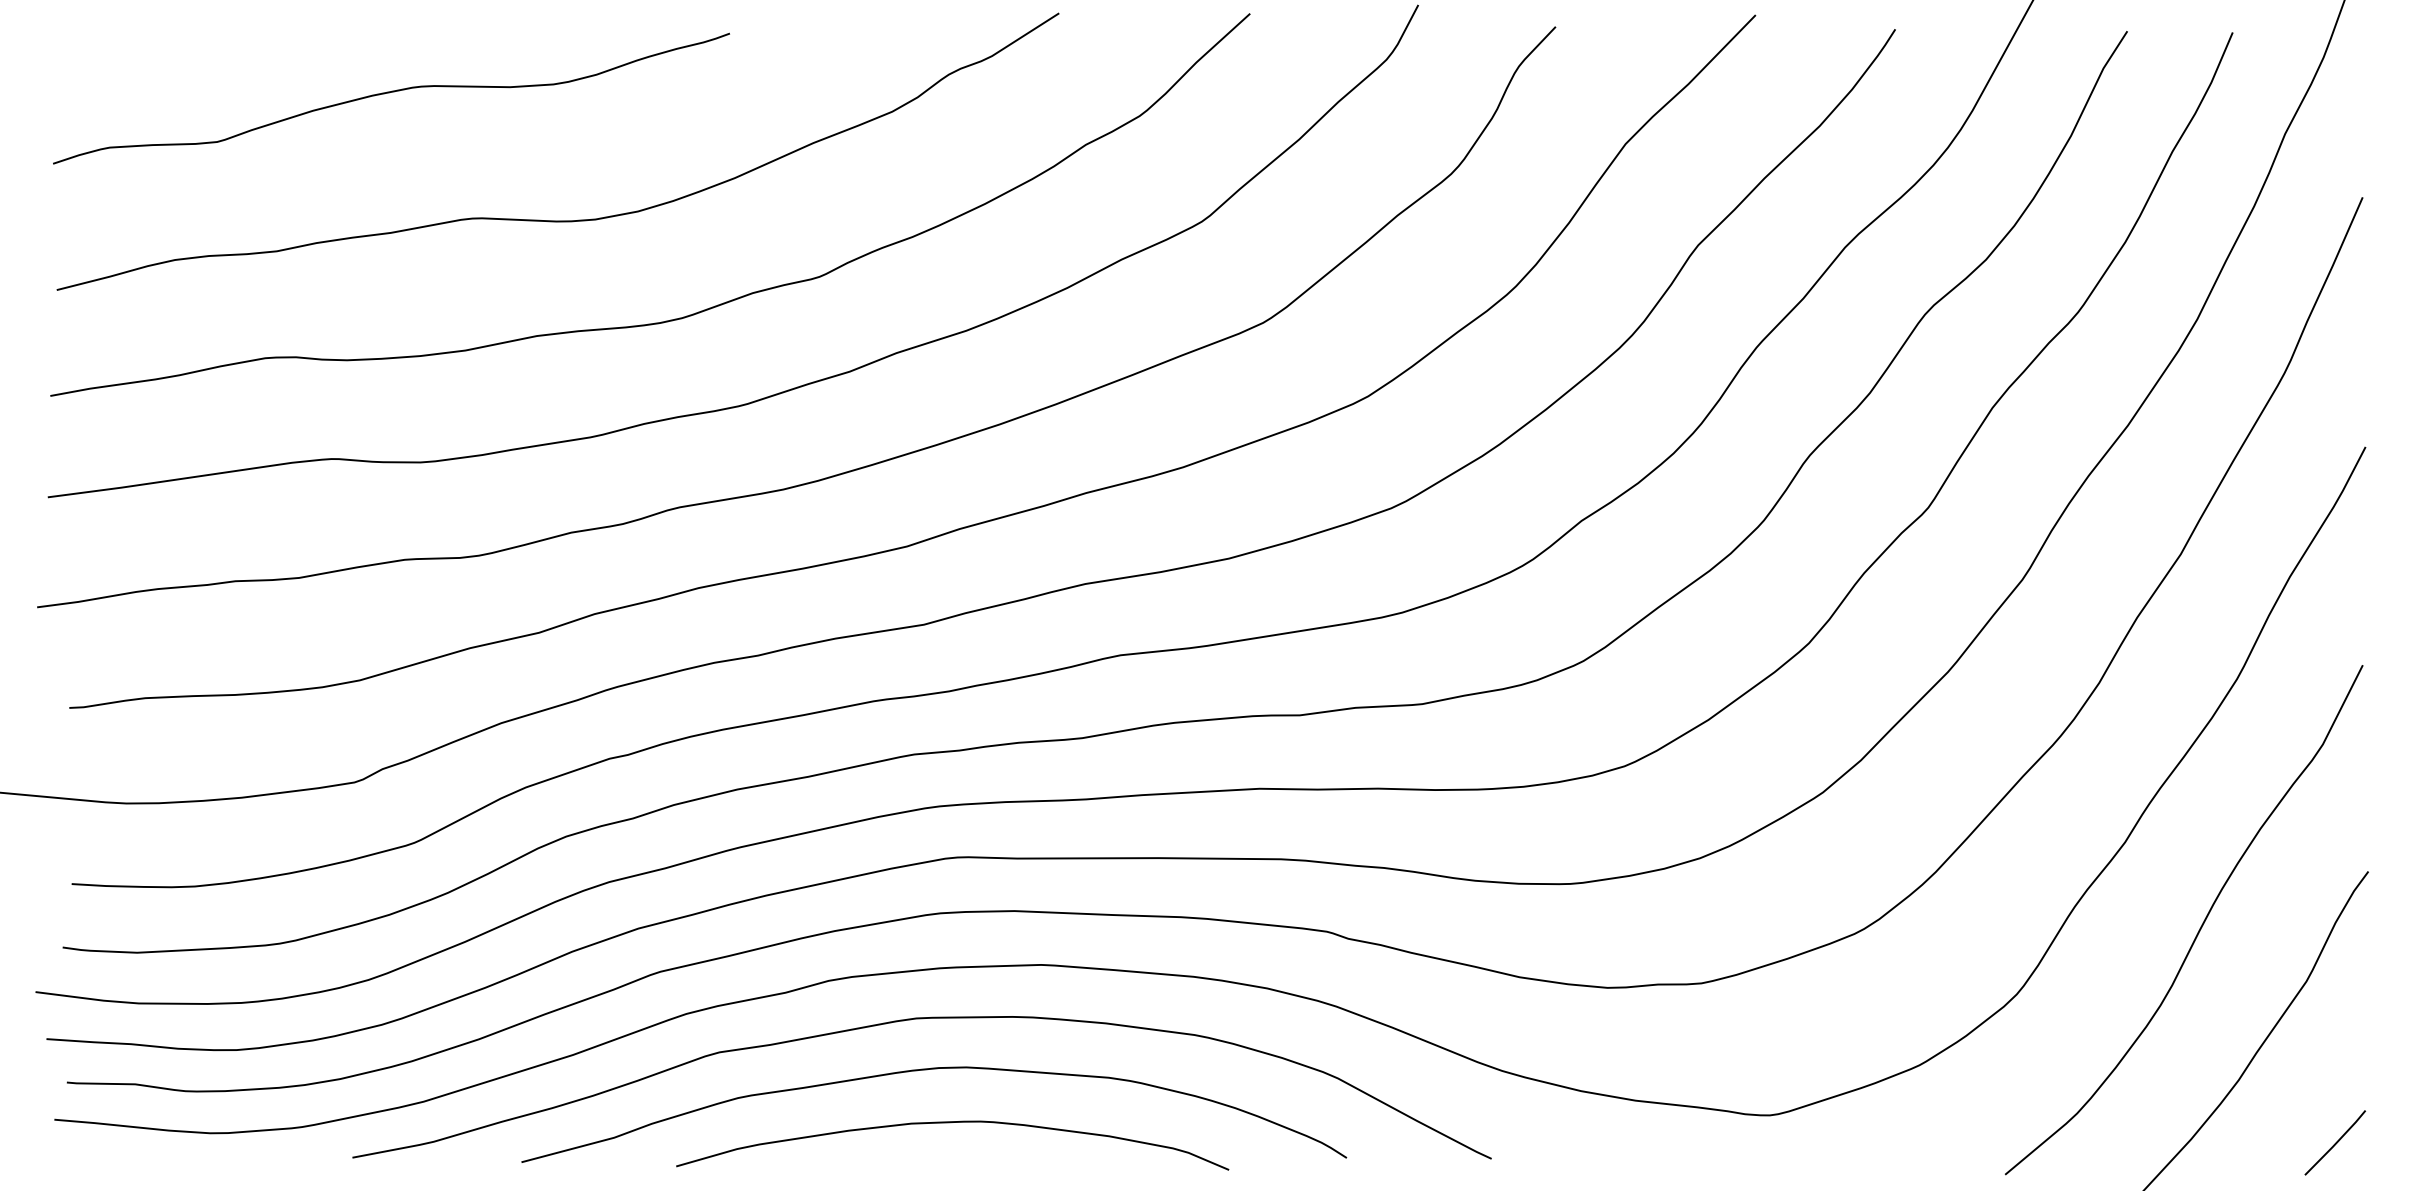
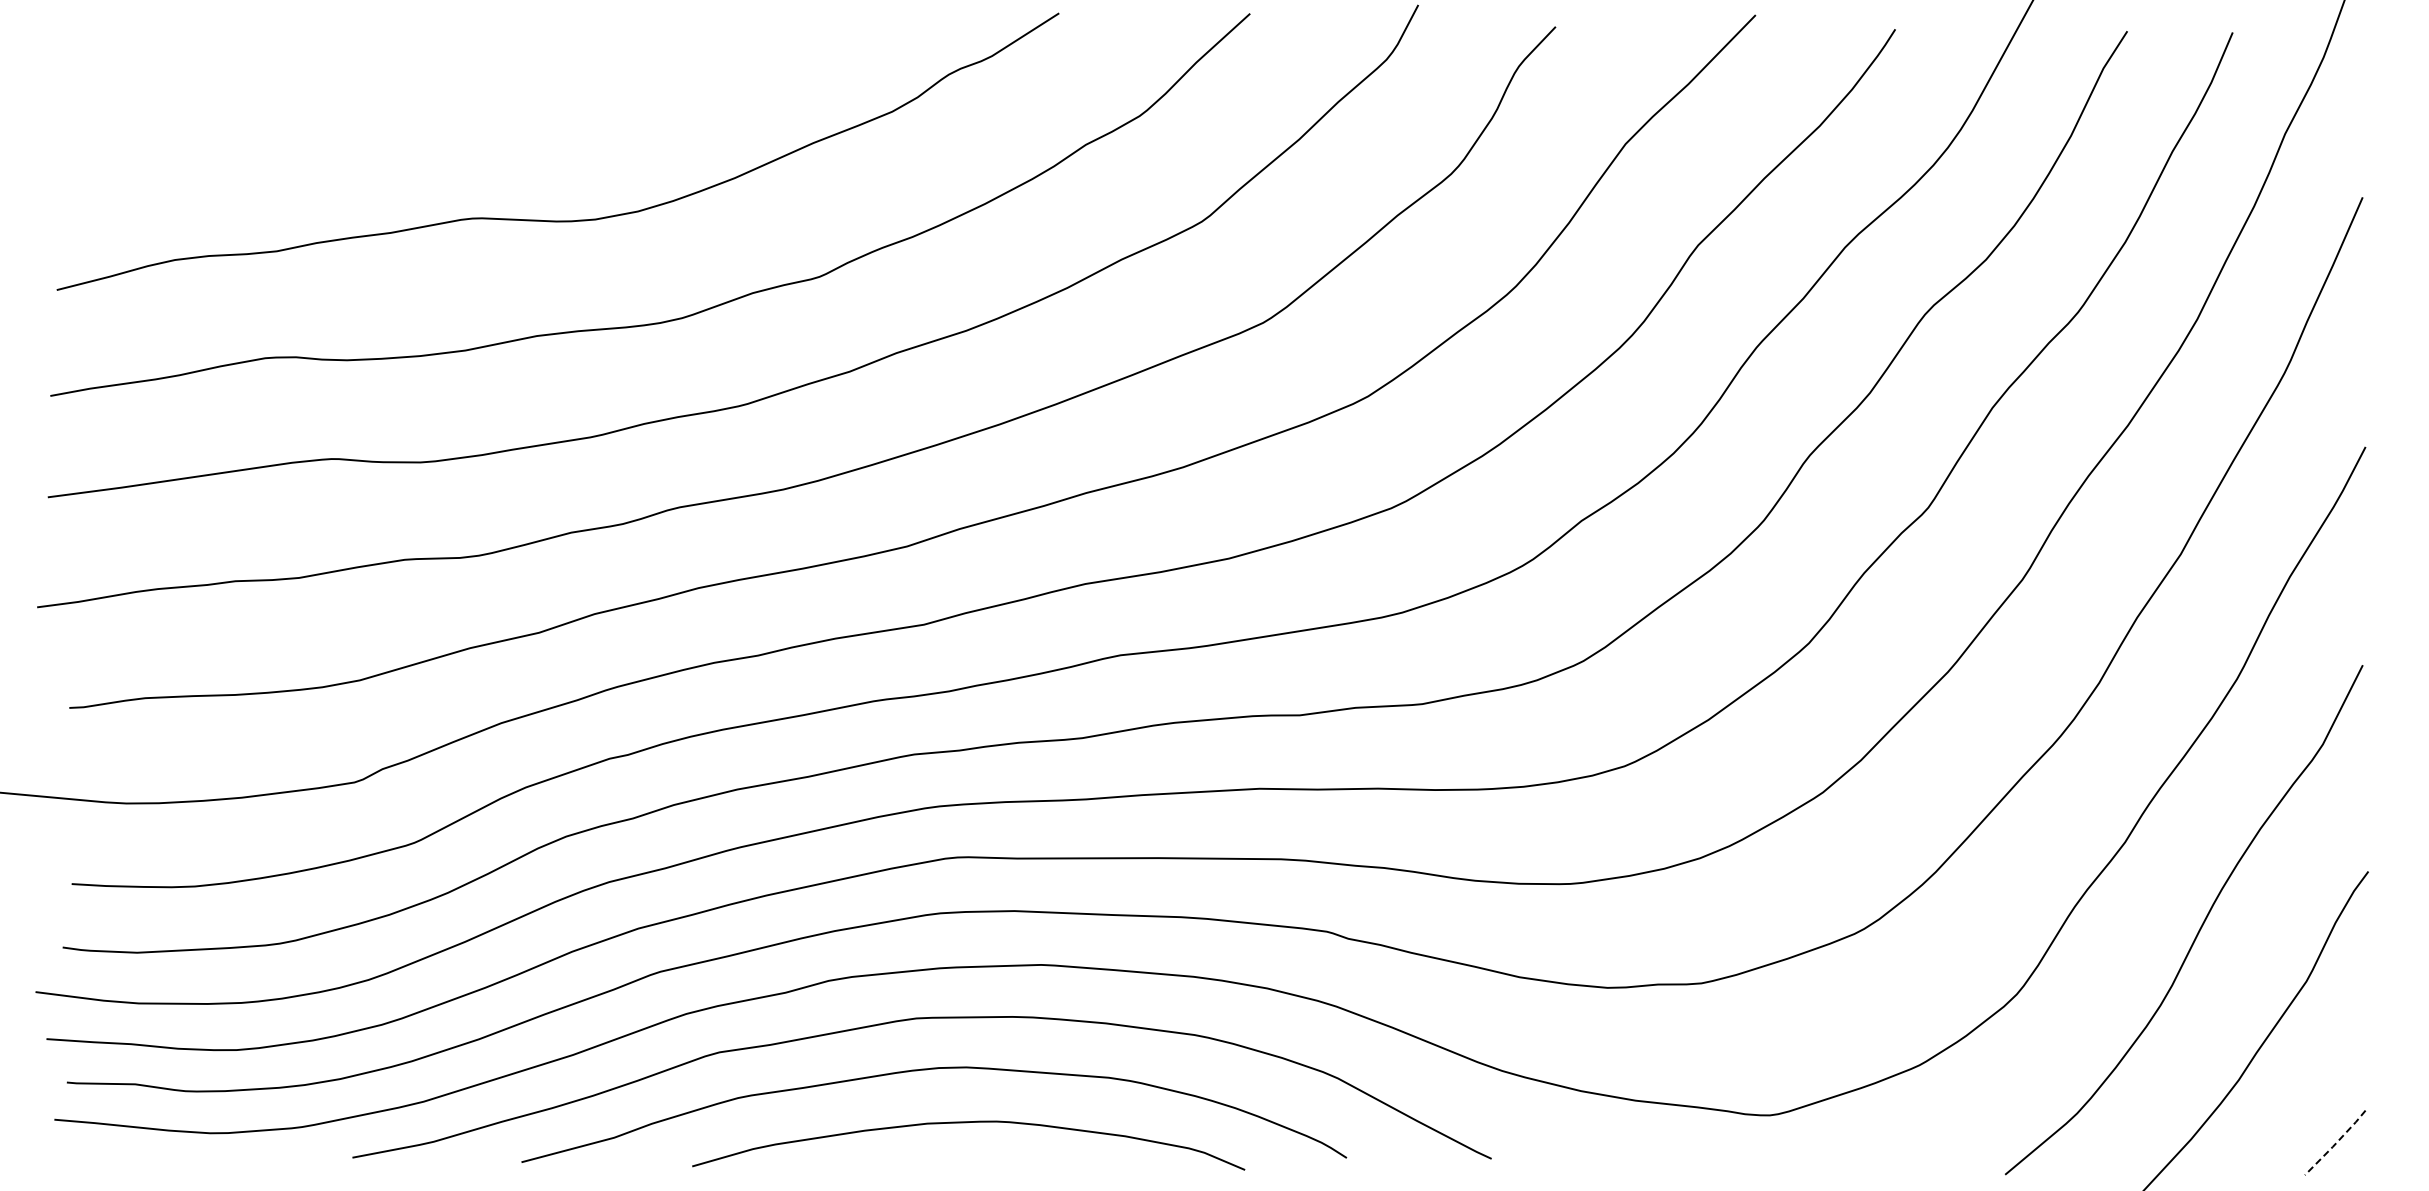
curve: present -> none (389, 93)
curve position: (951, 1123) -> (967, 1123) (967, 1123)
line: solid -> dashed (2336, 1143)
